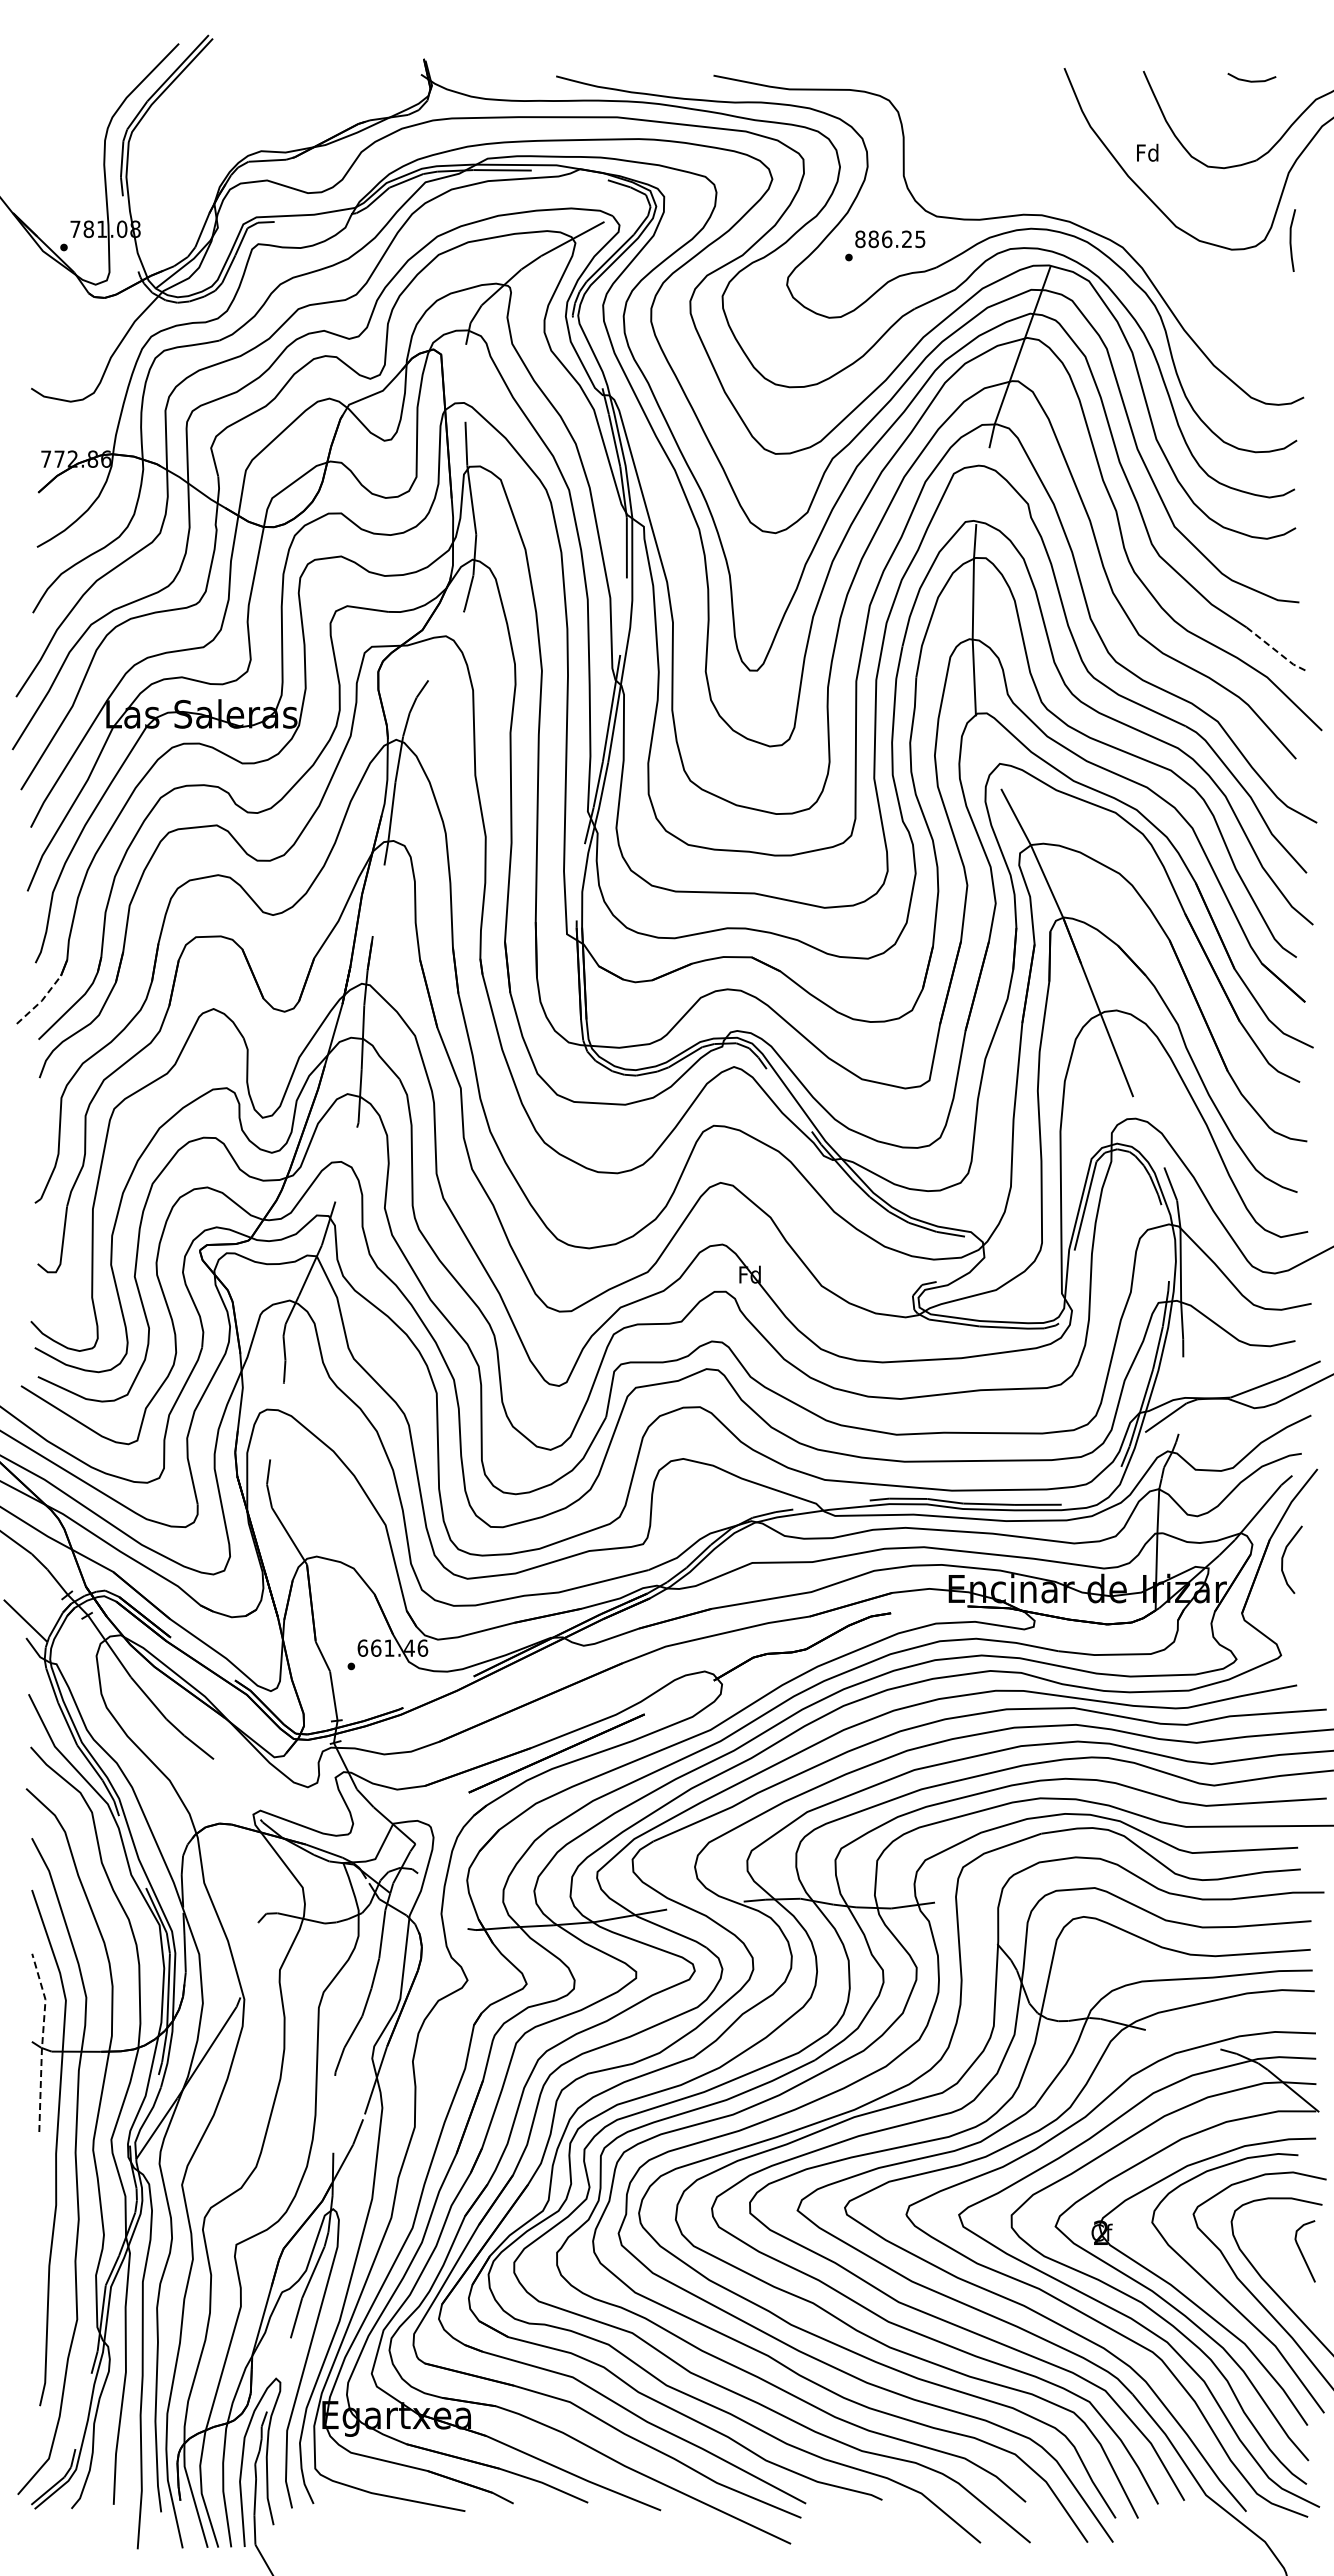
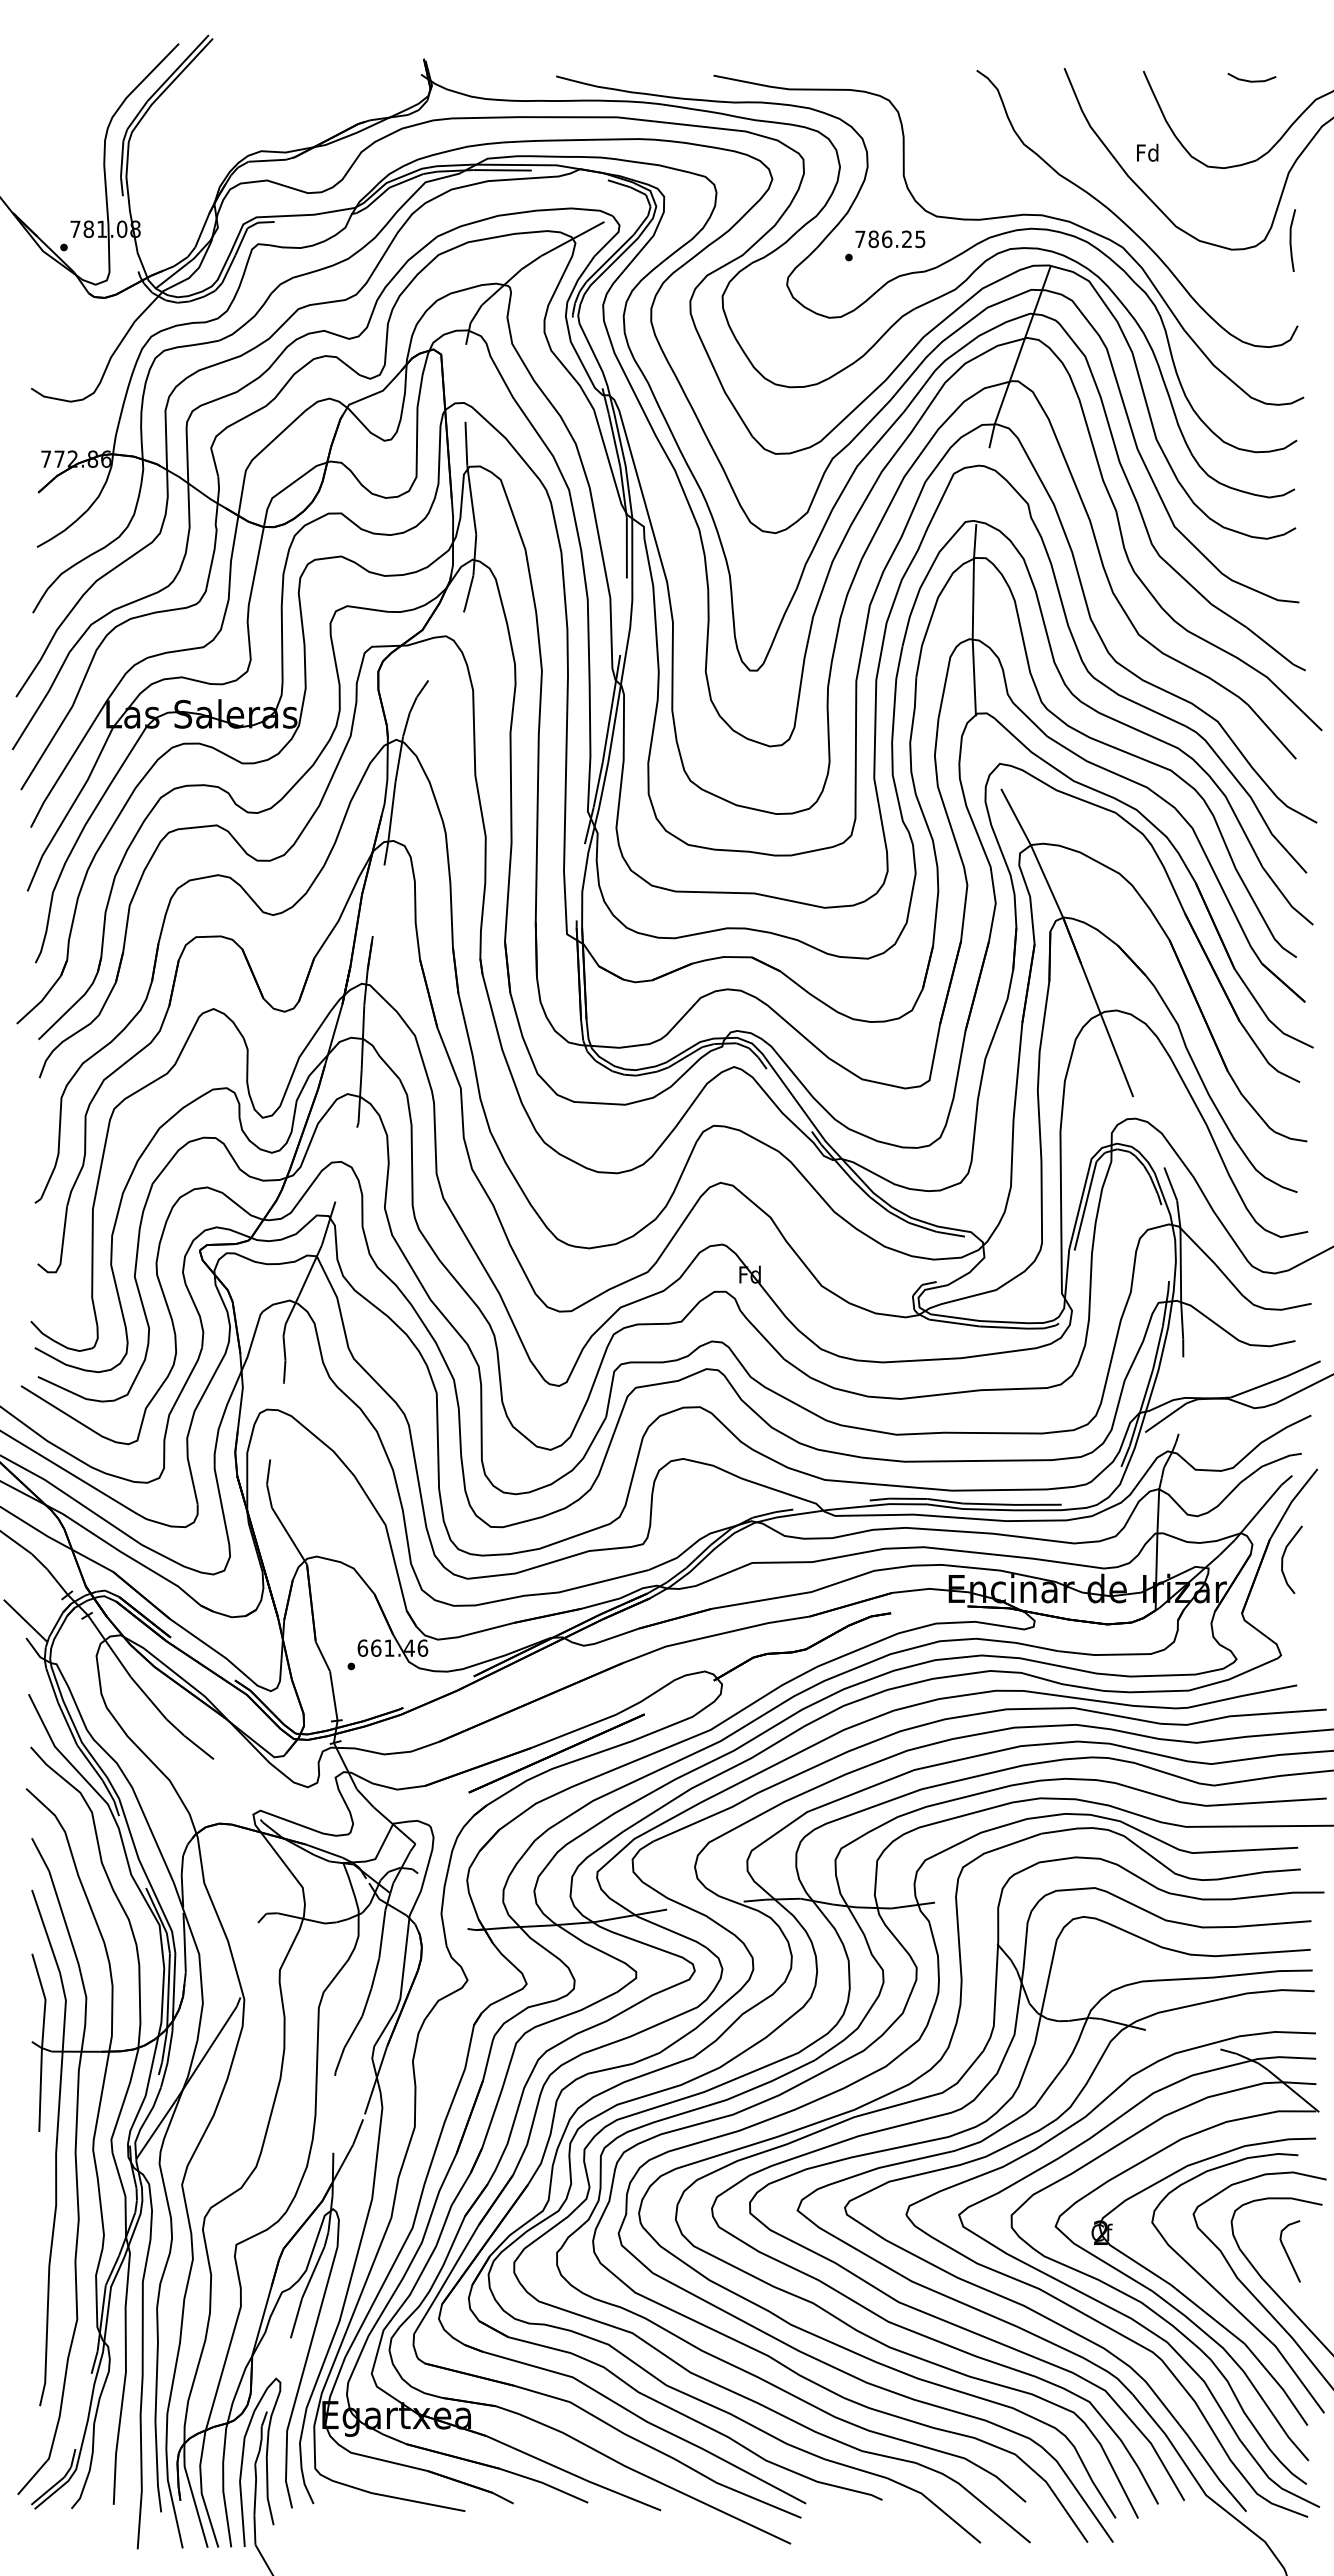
curve: none -> present (1124, 221)
text: 886.25 -> 786.25 (860, 239)
line: dashed -> solid (1276, 650)
line: dashed -> solid (41, 1001)
line: dashed -> solid (42, 2042)
curve position: (1302, 2252) -> (1287, 2252) (1287, 2252)
